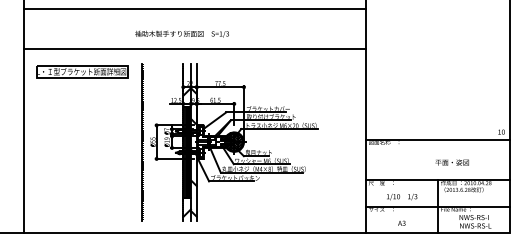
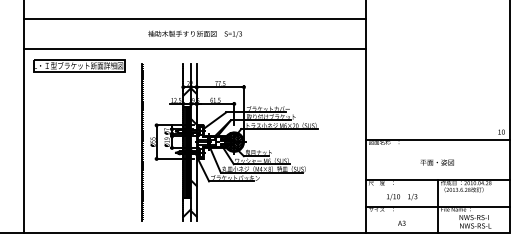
line position: (194, 8) -> (194, 18) (194, 18)
text position: (181, 33) -> (194, 33) (194, 33)
part position: (82, 71) -> (79, 65) (79, 65)
text position: (451, 162) -> (436, 162) (436, 162)
